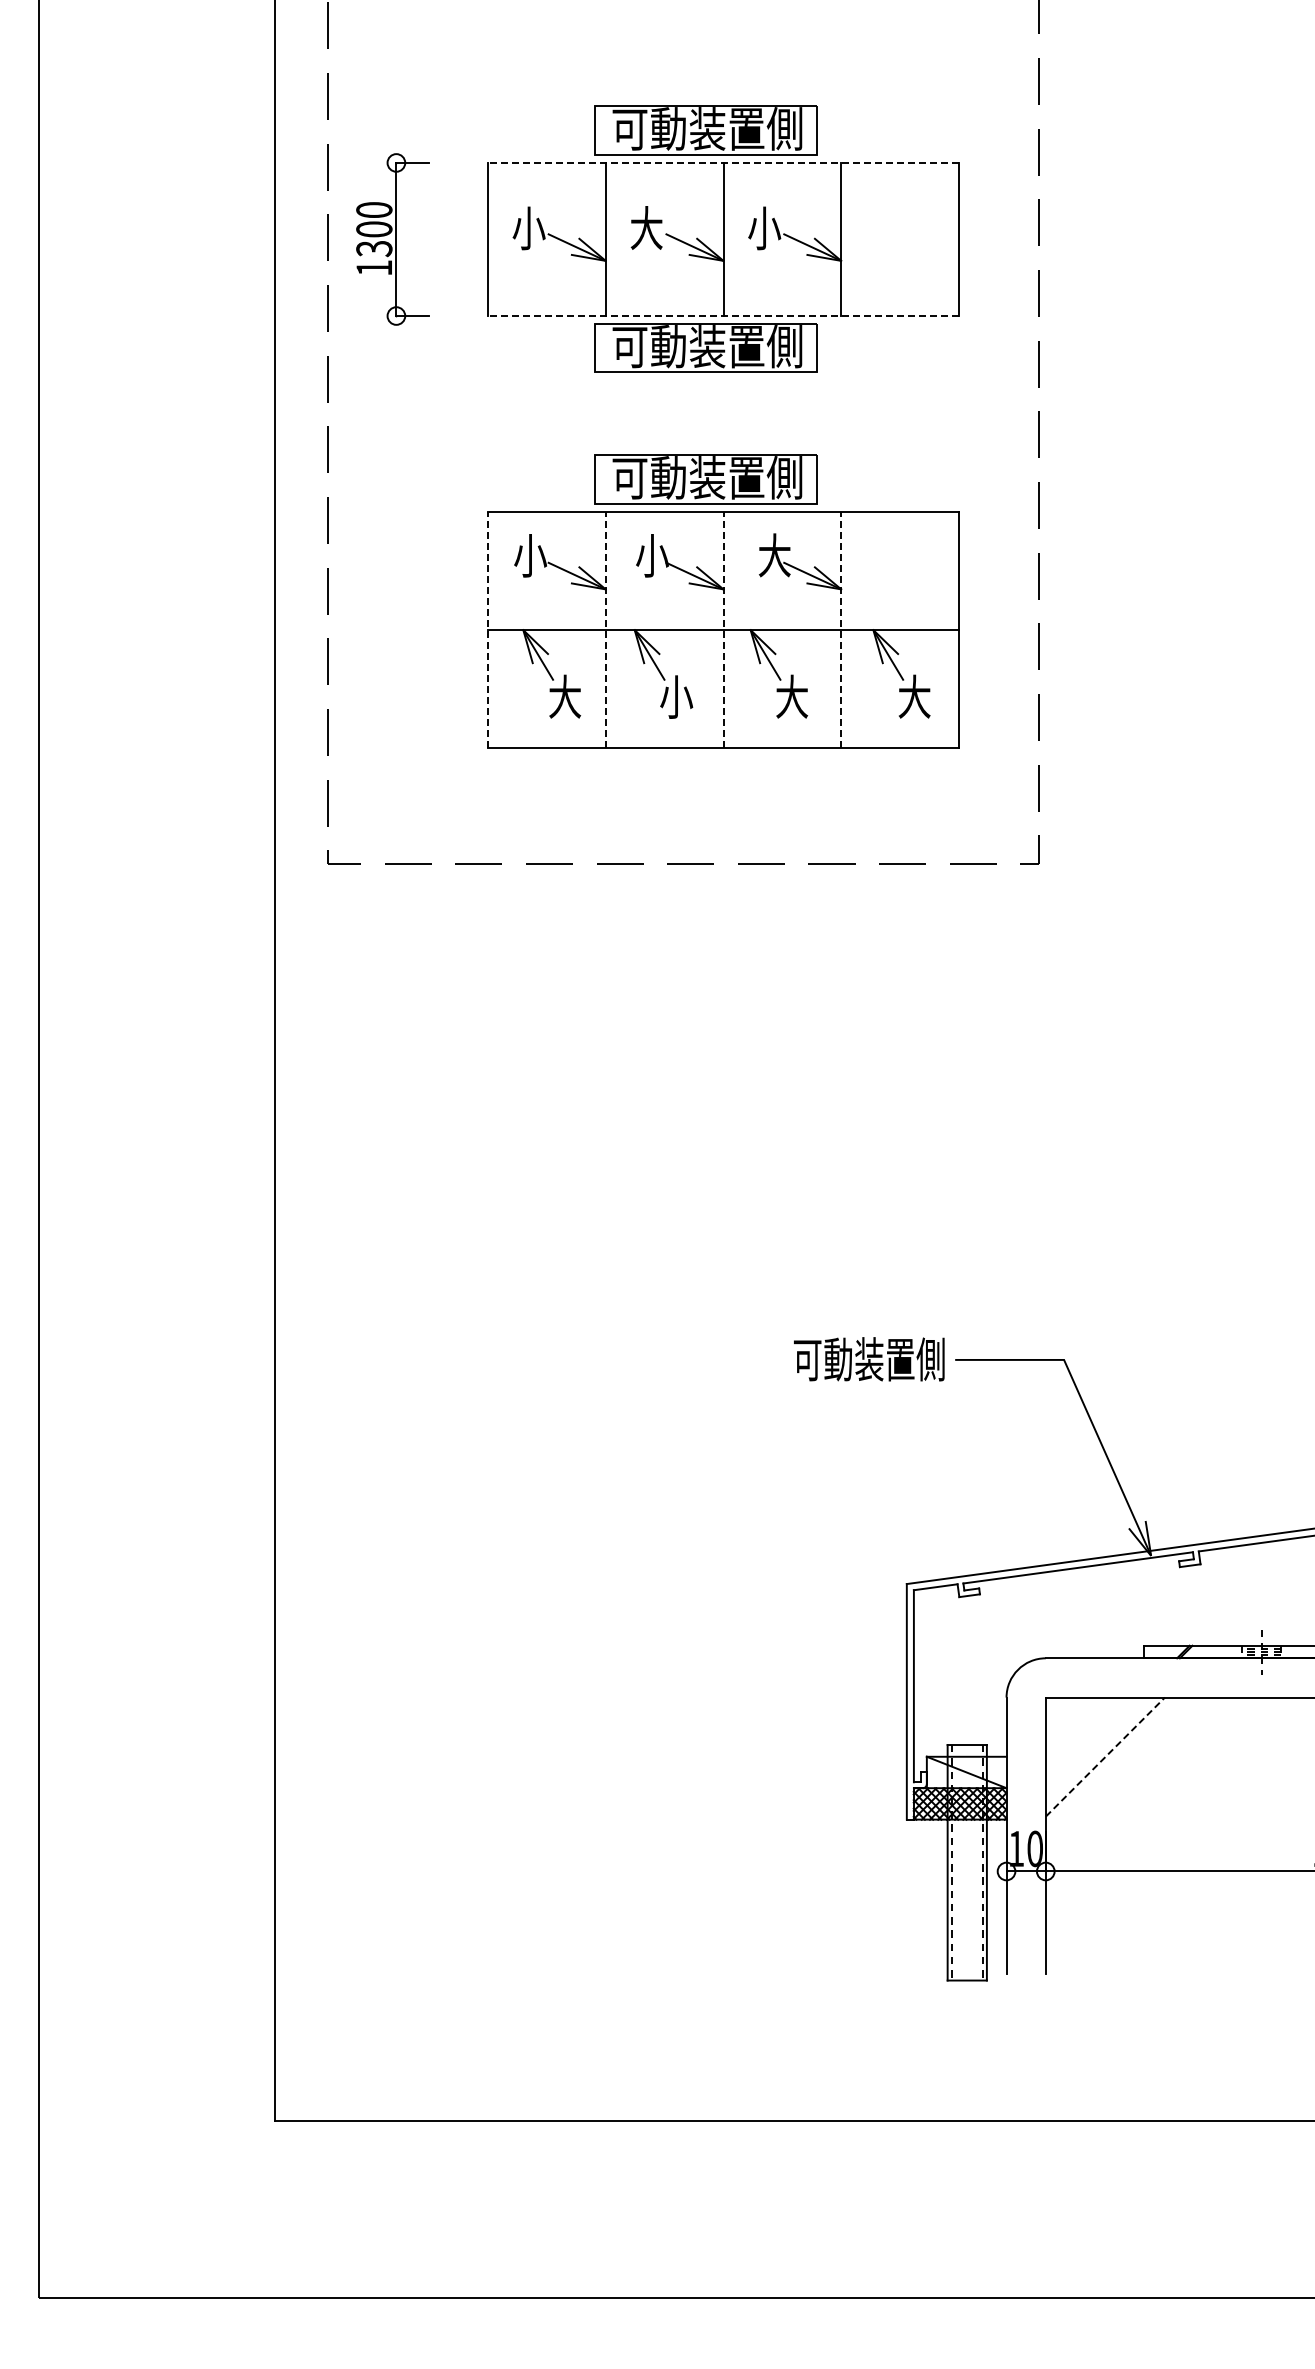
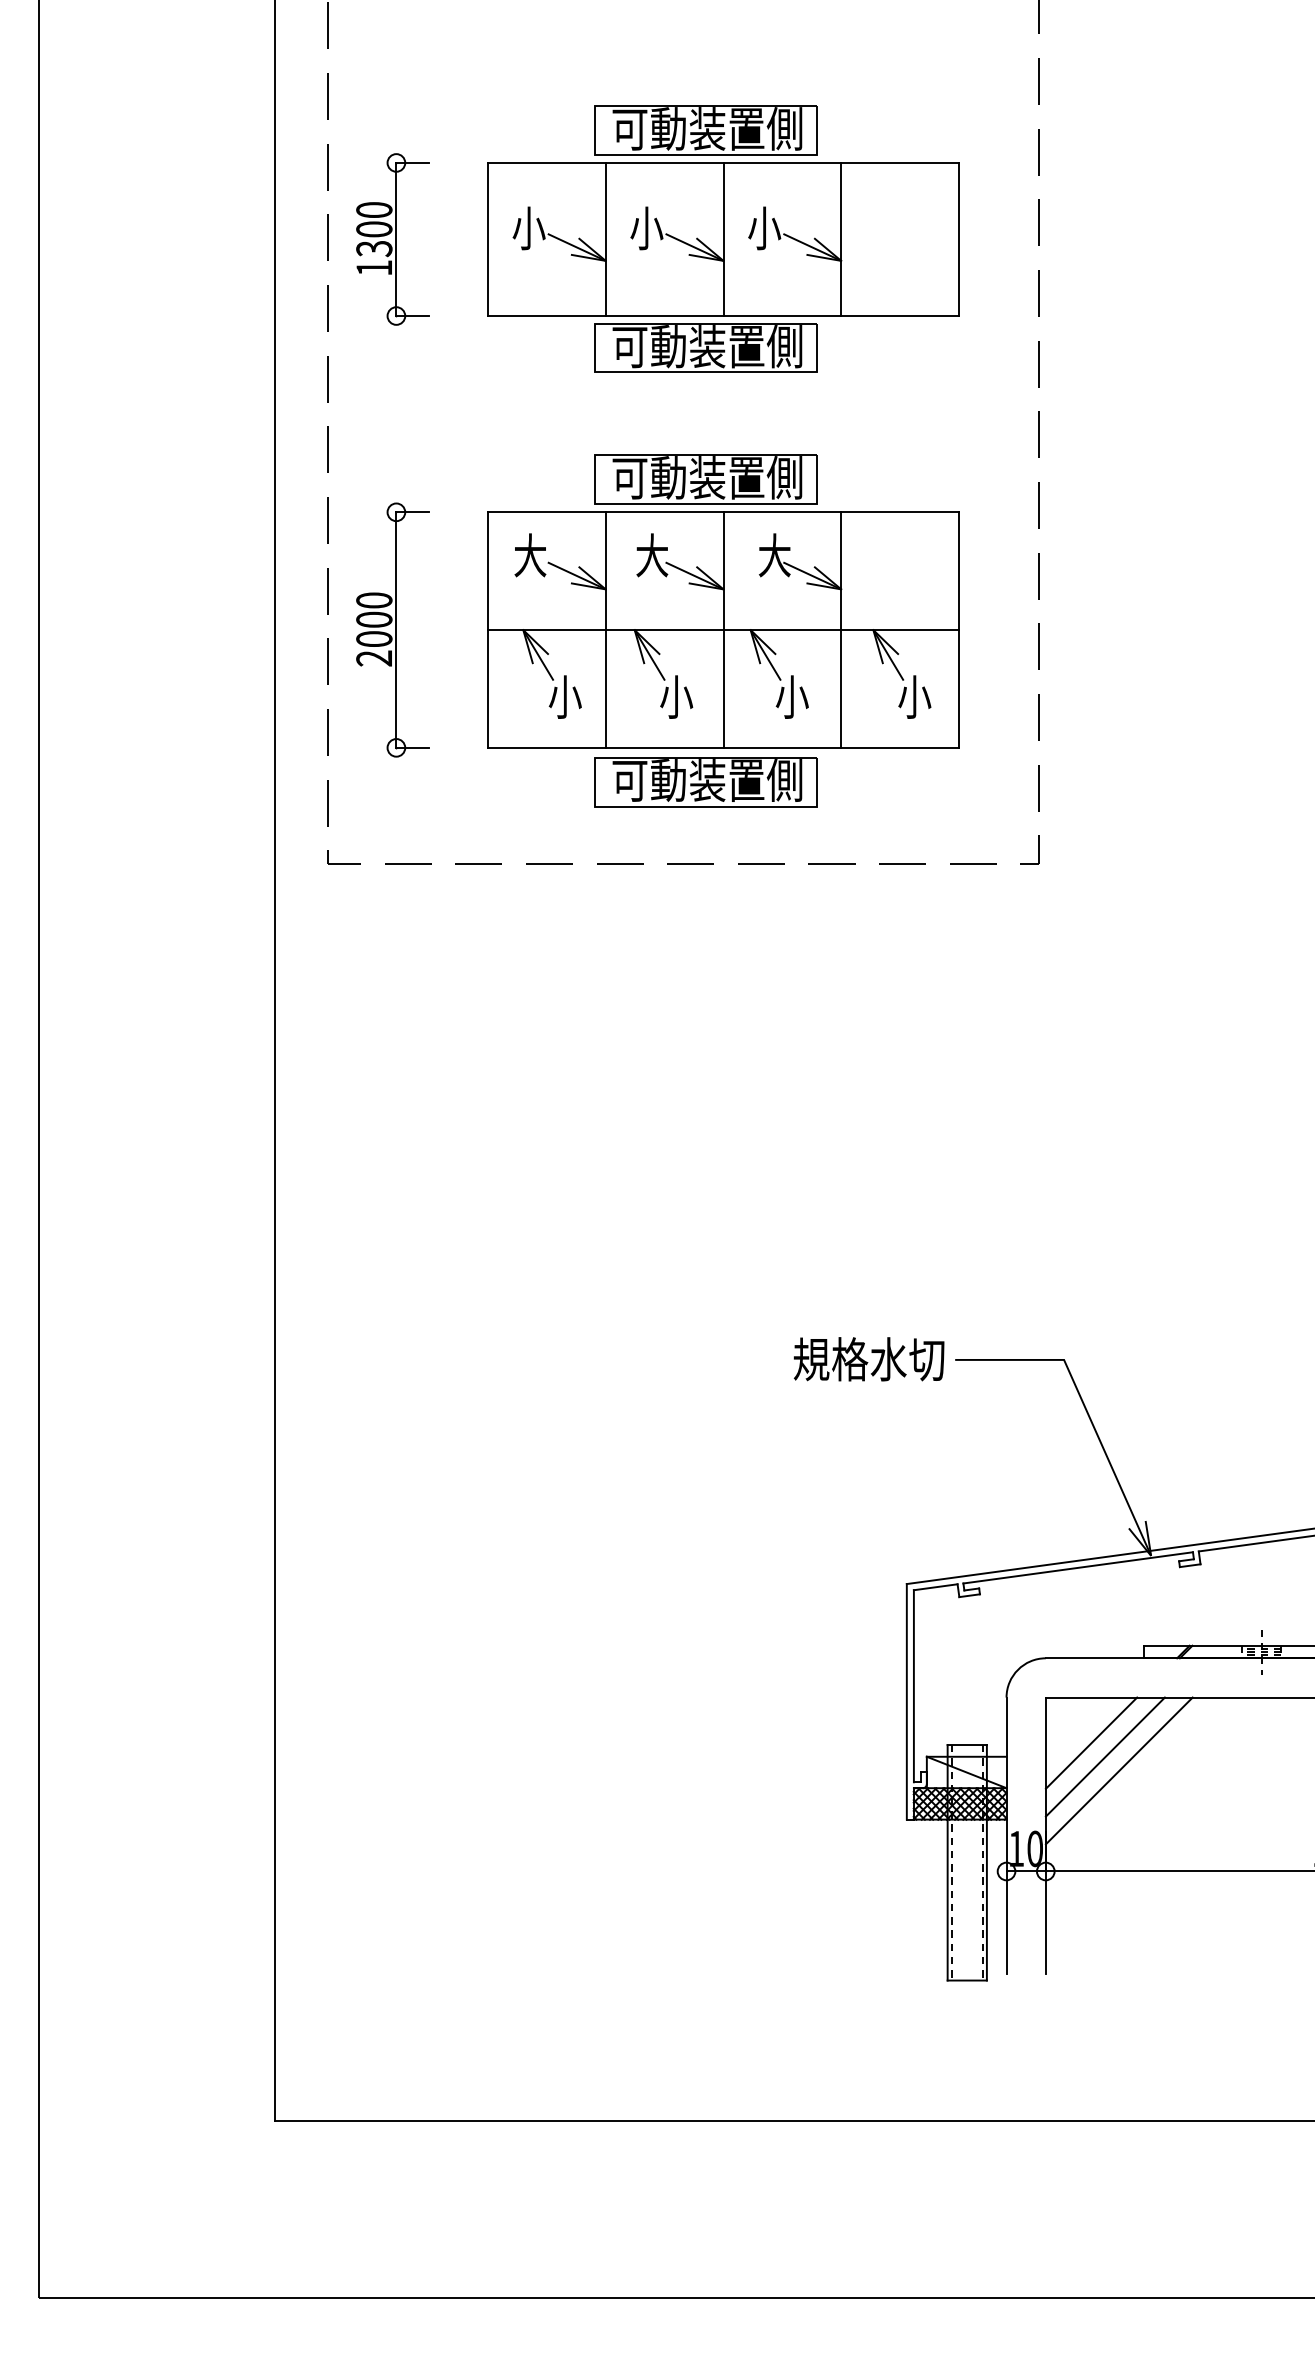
line: dashed -> solid (723, 162)
text: 大 -> 小 (646, 228)
line: dashed -> solid (723, 316)
text: 小 -> 大 (530, 555)
text: 小 -> 大 (652, 555)
part: none -> present (392, 629)
line: dashed -> solid (487, 630)
line: dashed -> solid (605, 630)
line: dashed -> solid (723, 630)
line: dashed -> solid (841, 630)
text: 大 -> 小 (564, 696)
text: 大 -> 小 (791, 696)
text: 大 -> 小 (914, 696)
part: none -> present (705, 782)
text: 可動装置側 -> 規格水切 (868, 1359)
line: none -> present (1091, 1742)
line: dashed -> solid (1105, 1756)
line: none -> present (1118, 1770)
